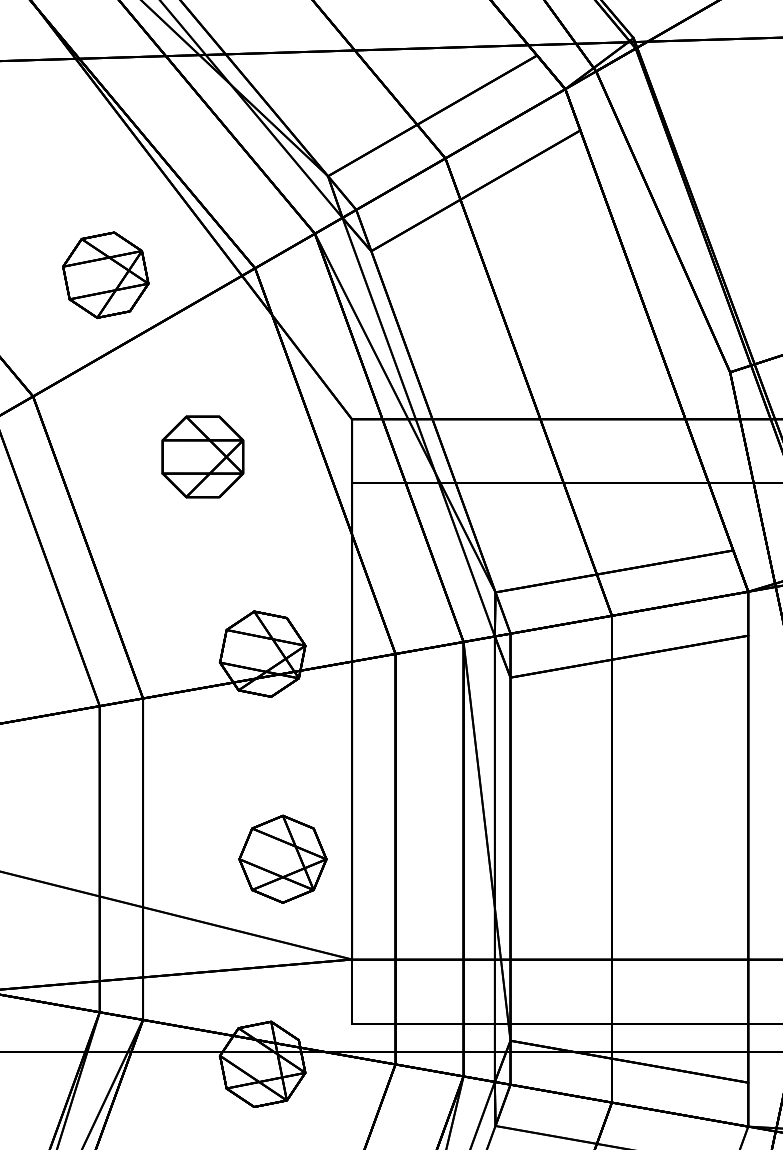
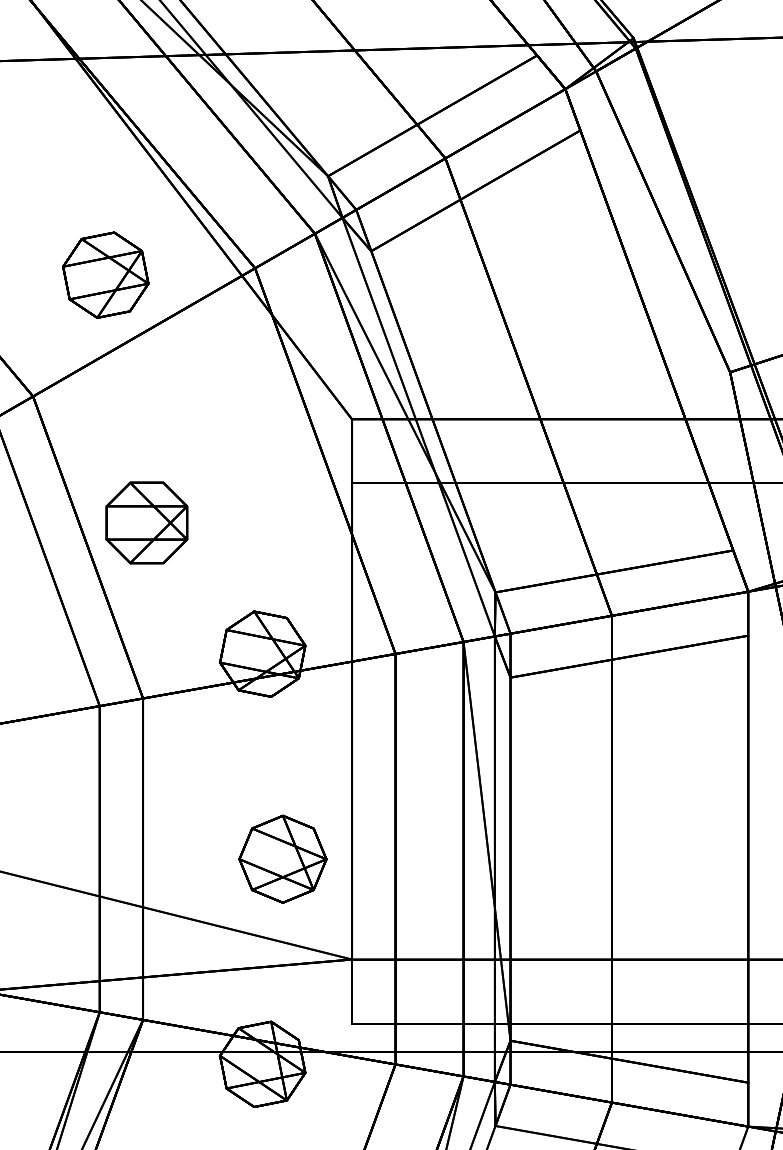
part position: (202, 456) -> (146, 522) (146, 522)
